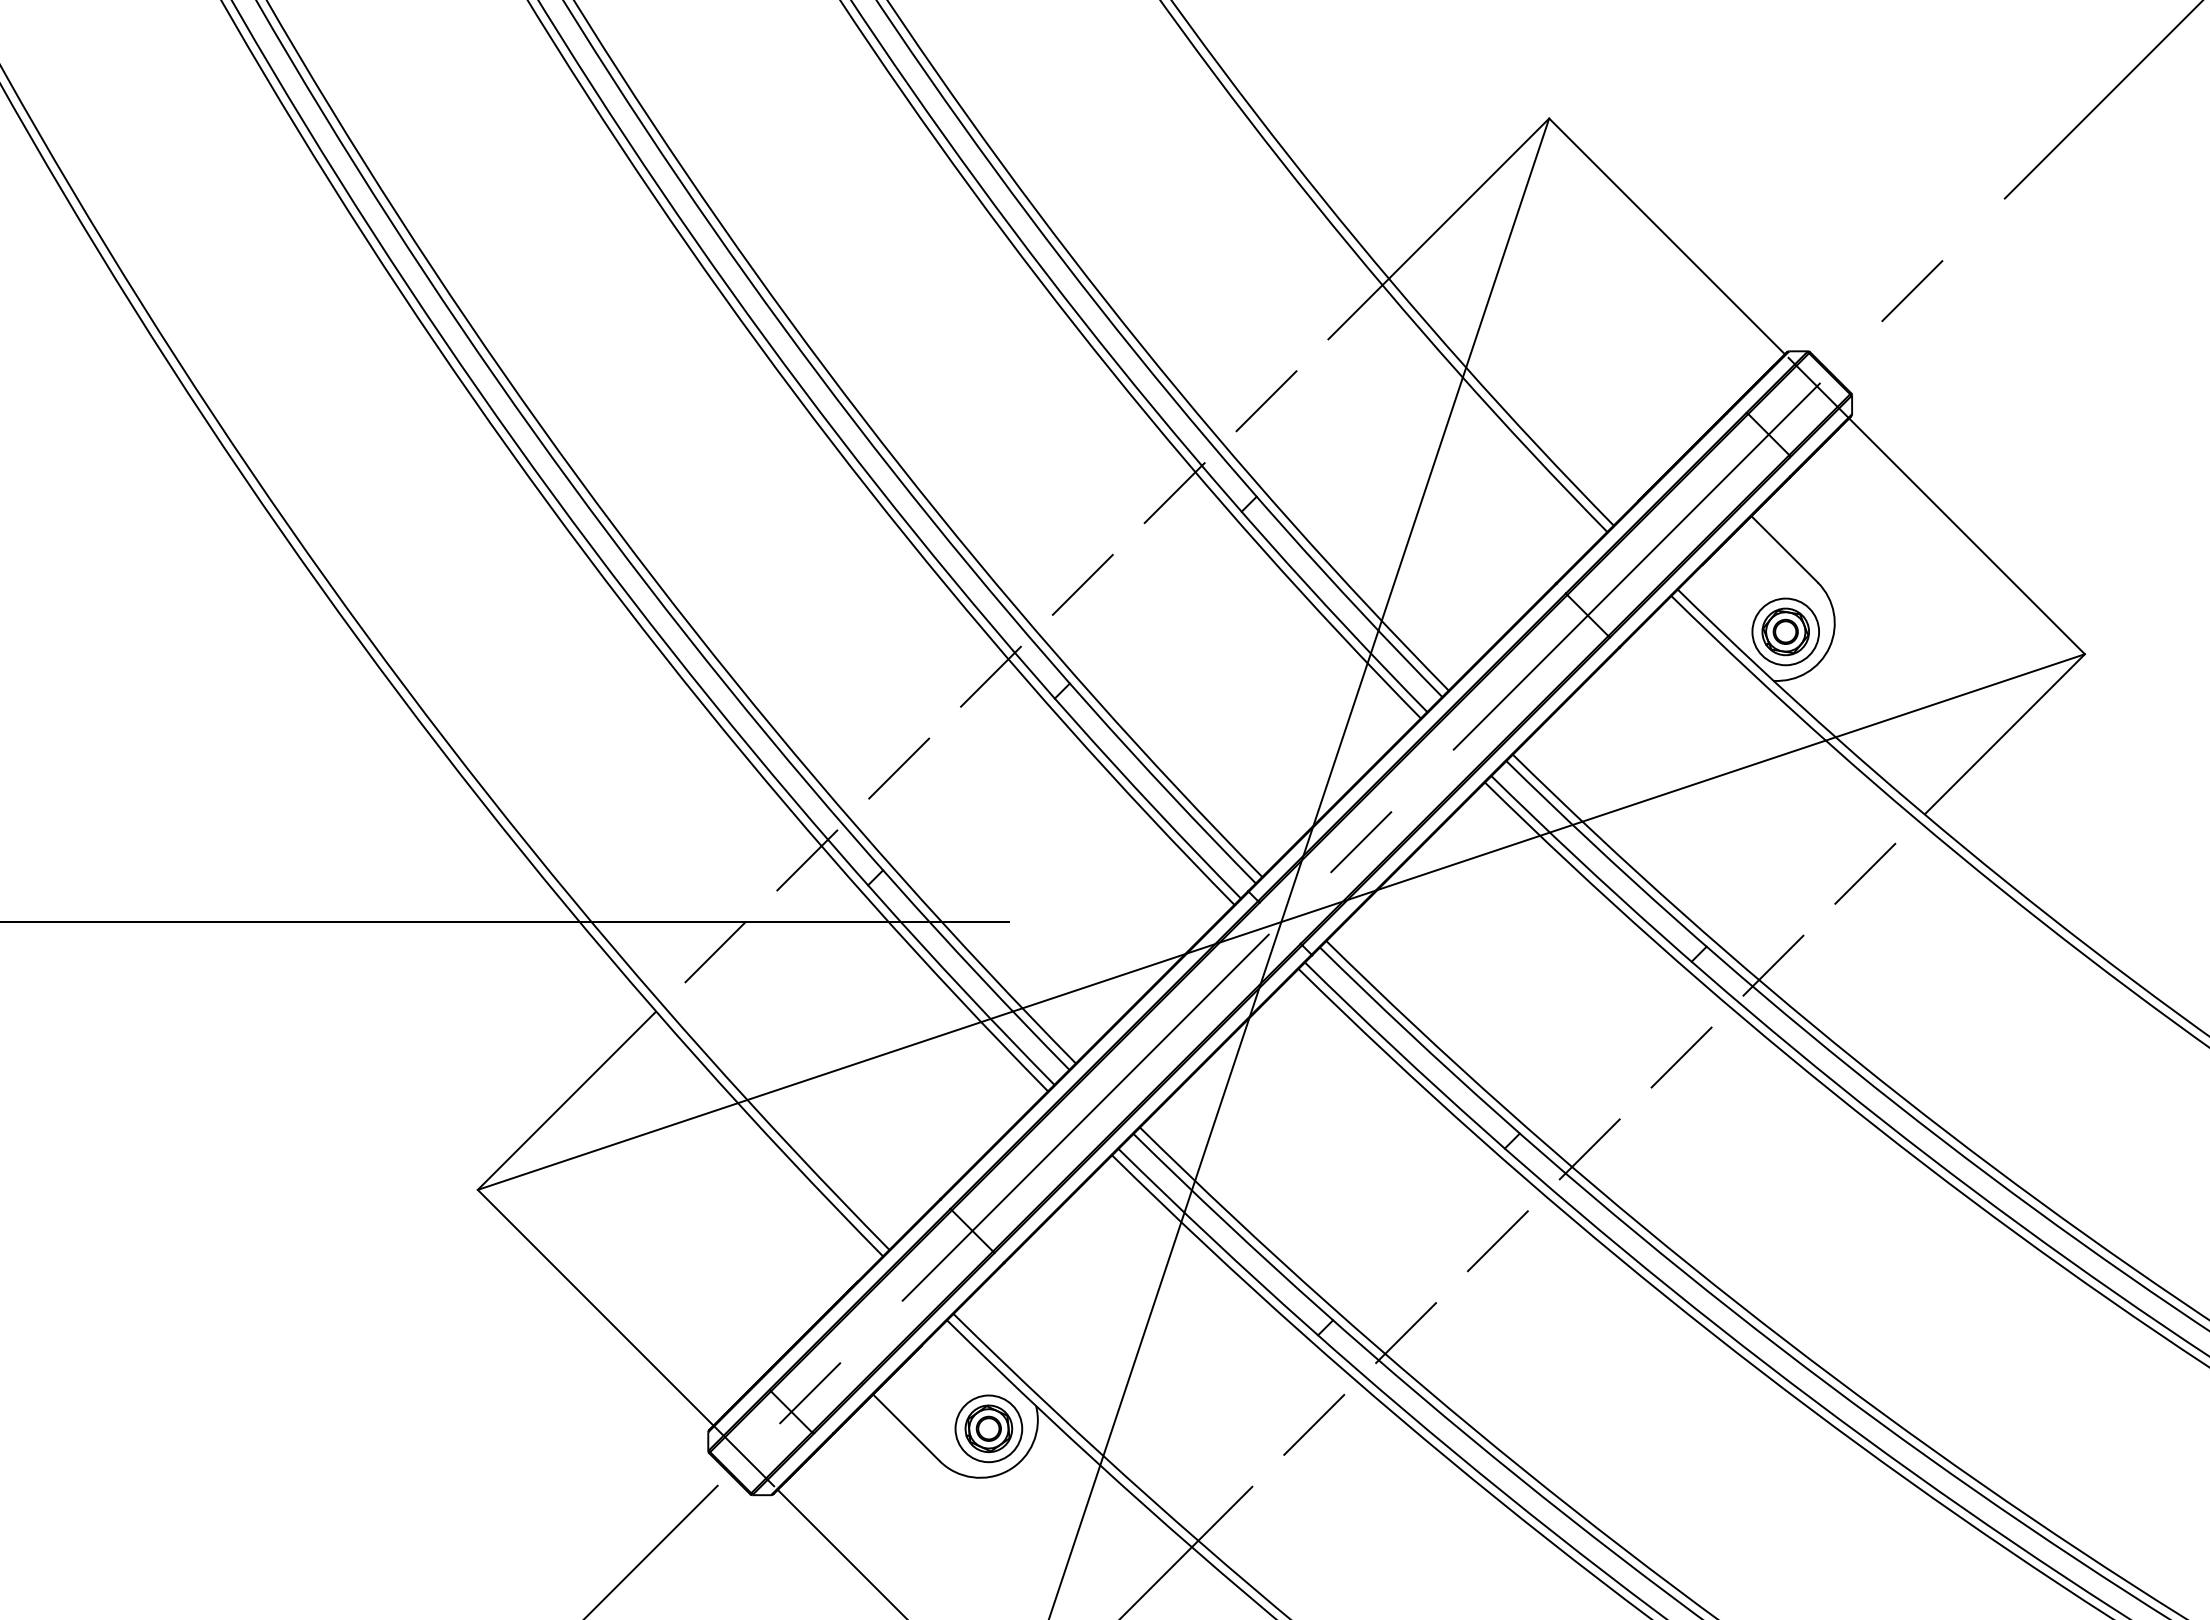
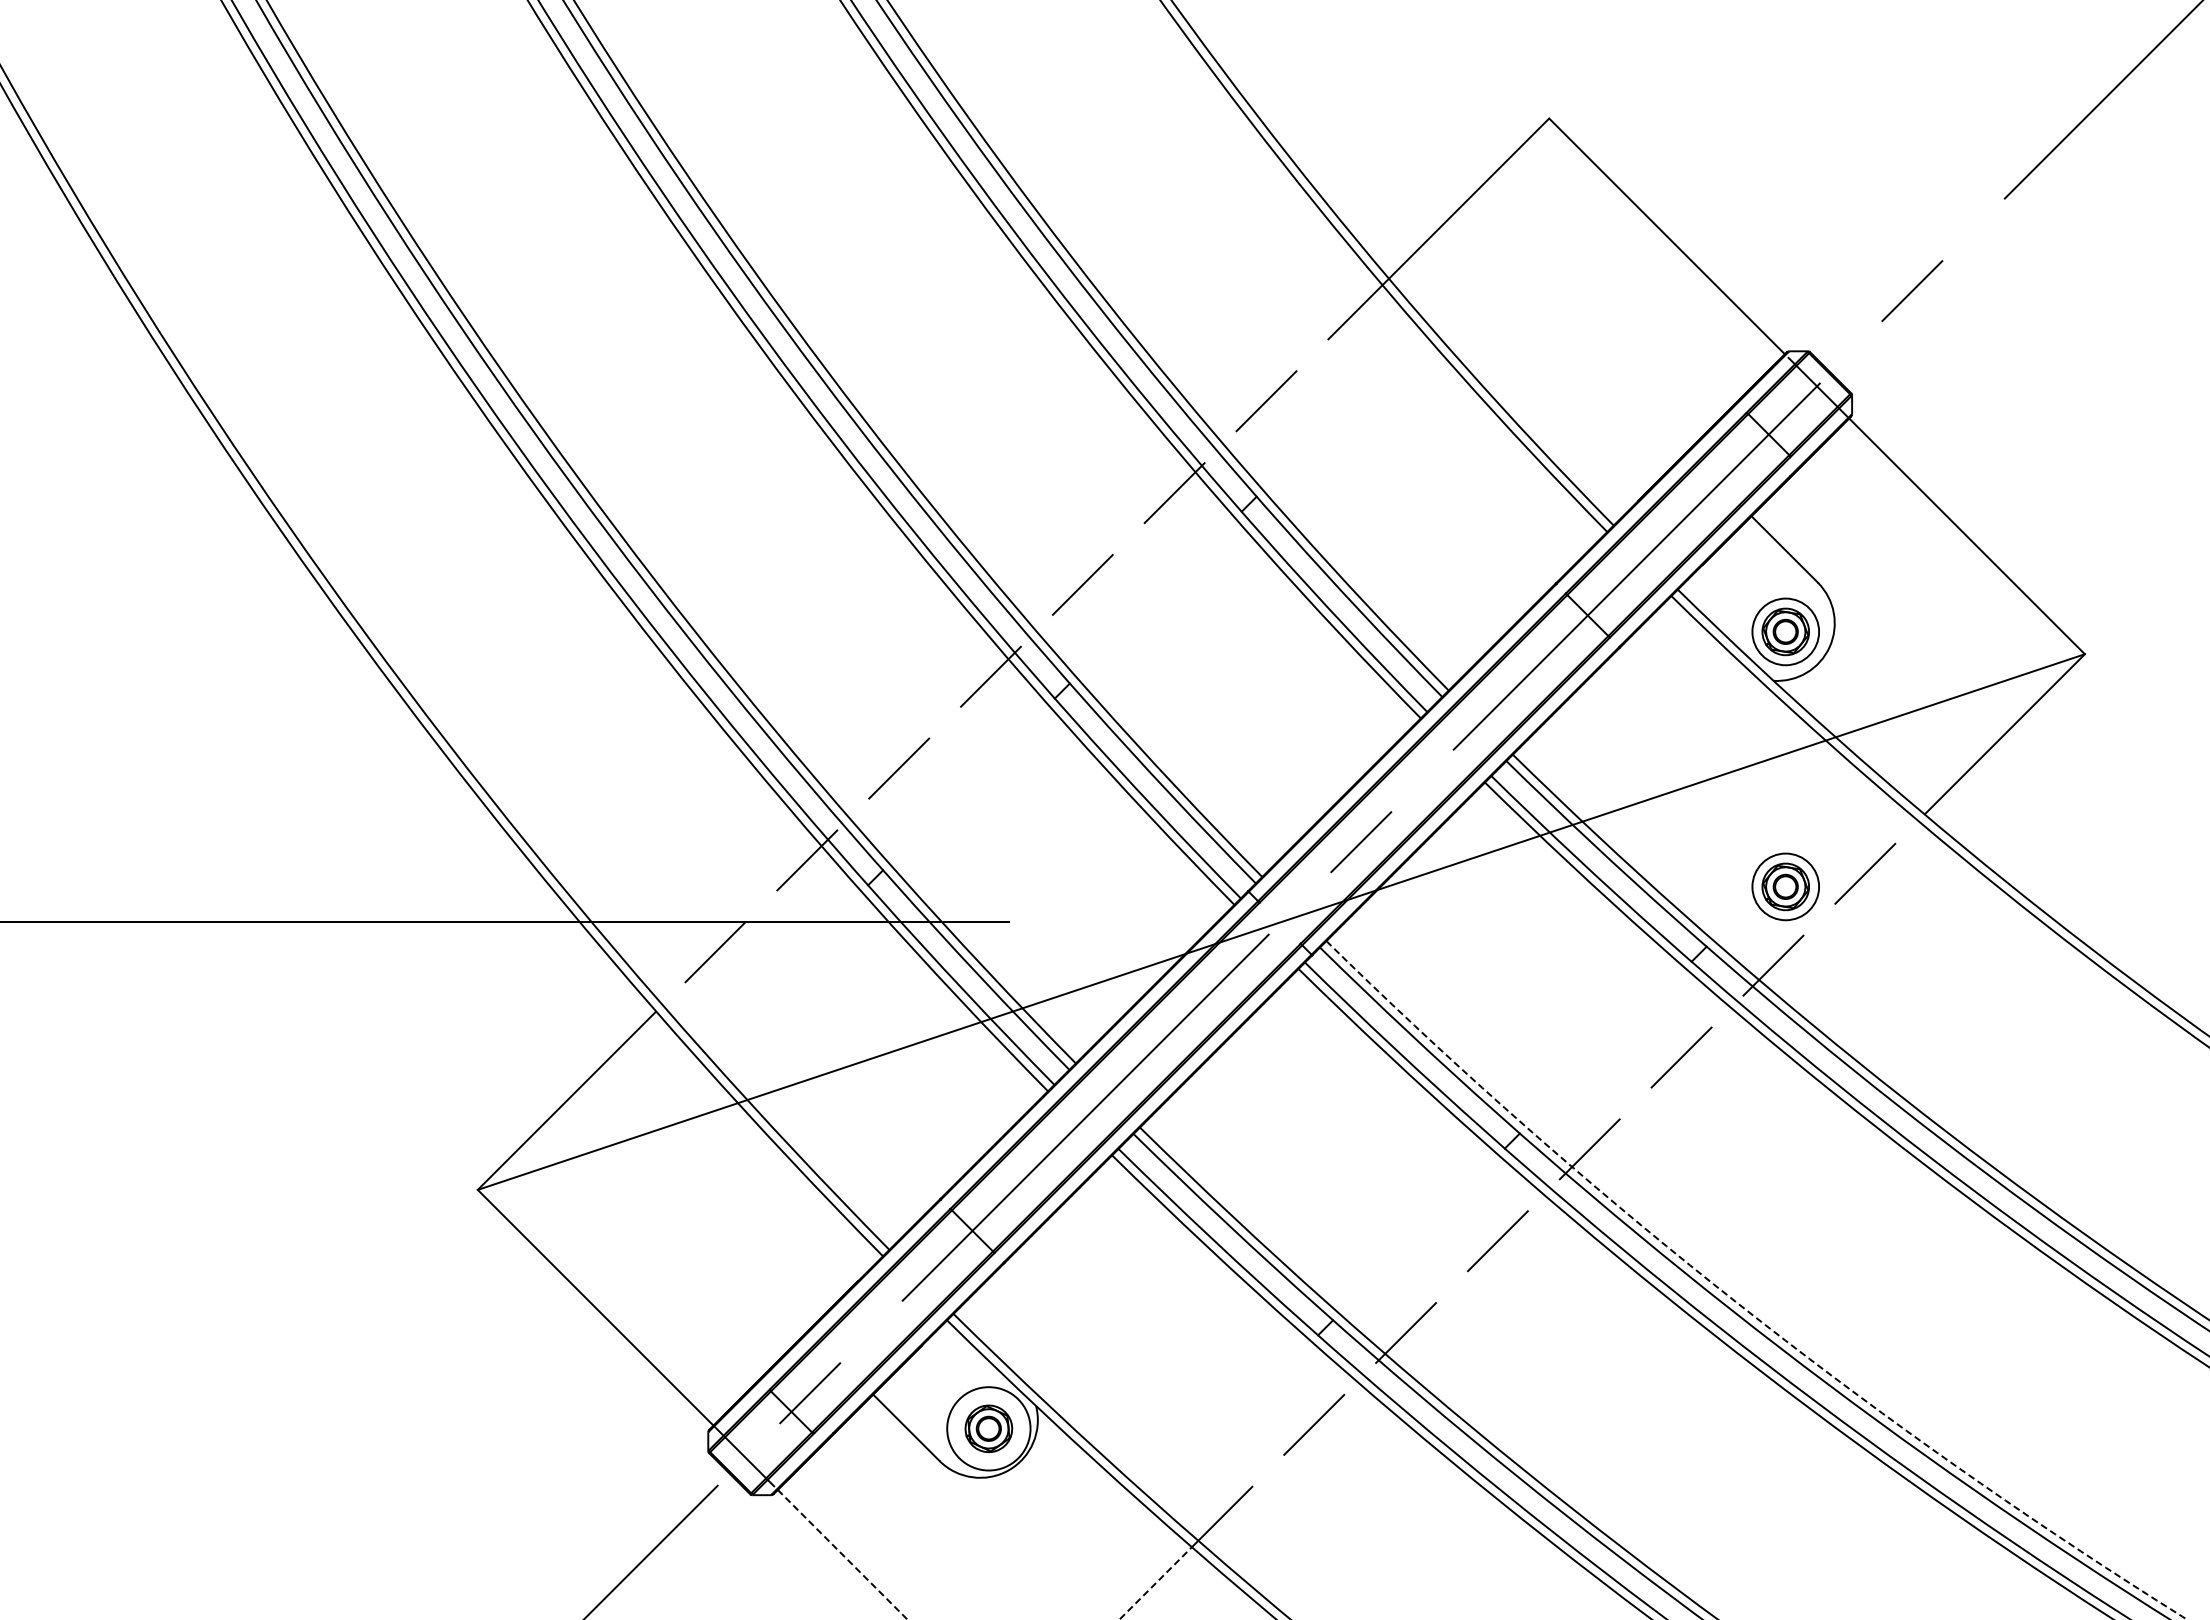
line: present -> none (1299, 867)
part: none -> present (1785, 886)
arc: solid -> dashed (1739, 1304)
circle diameter: 67 px -> 83 px (988, 1428)
line: solid -> dashed (879, 1591)
